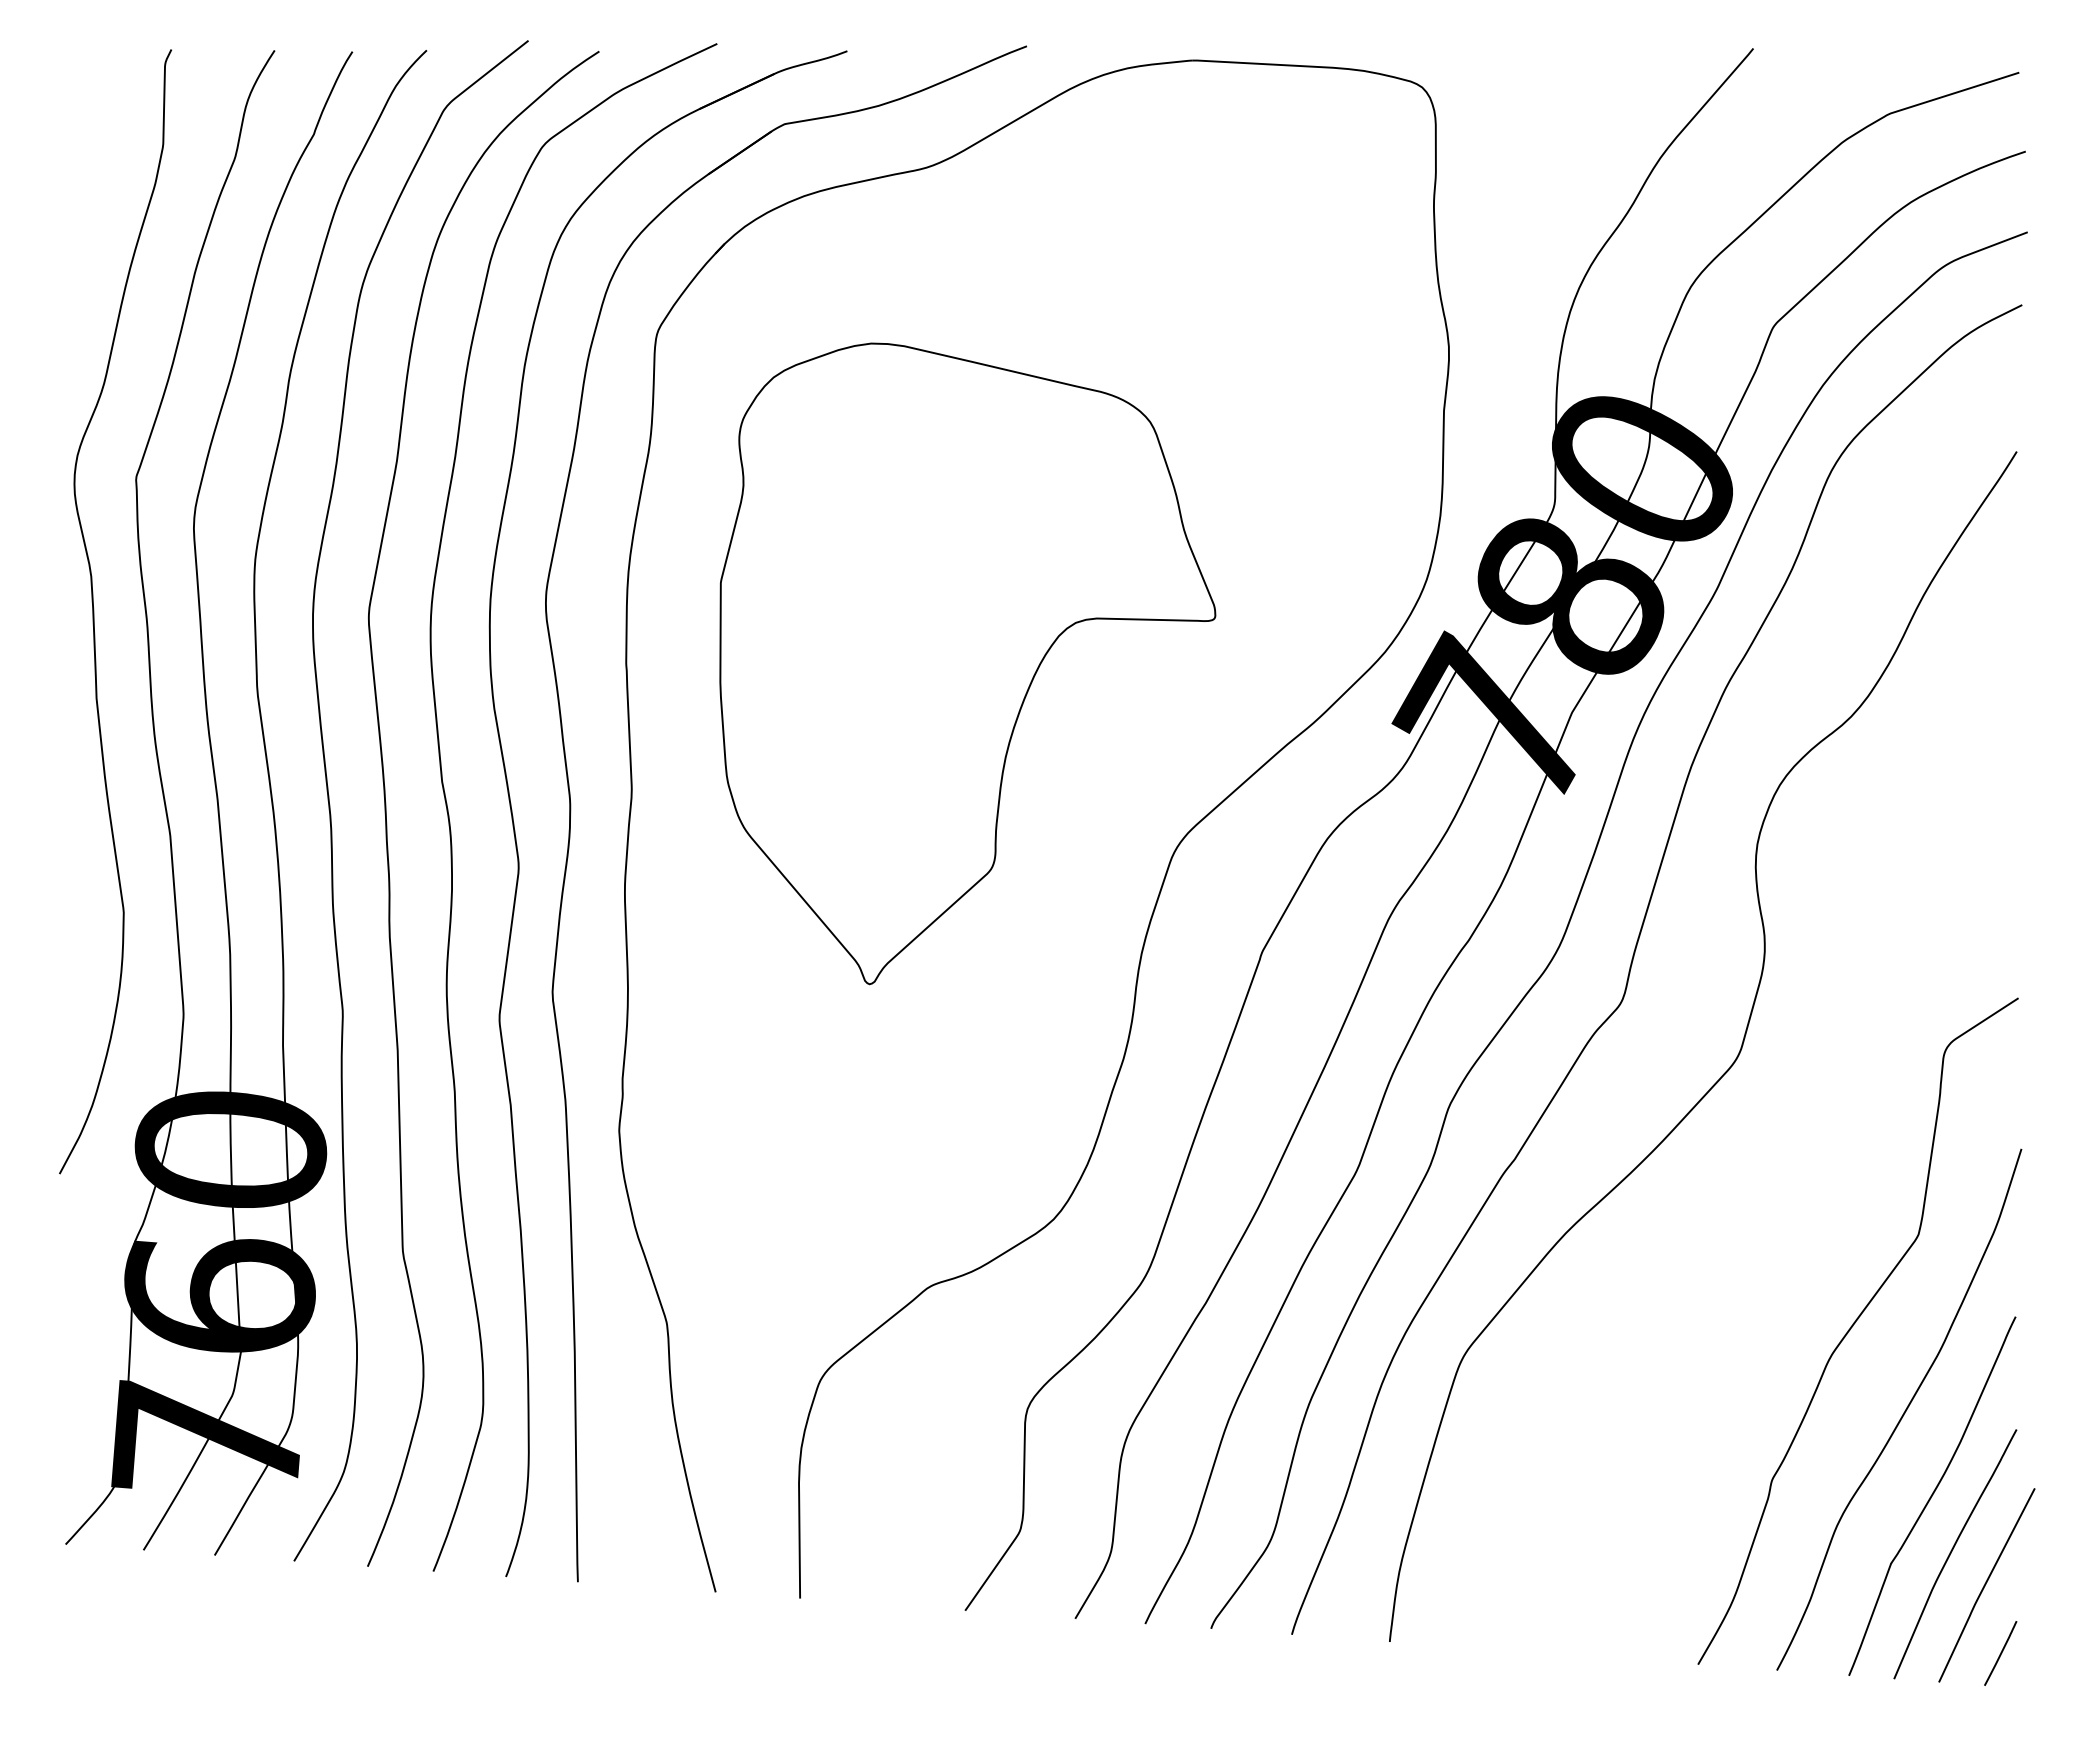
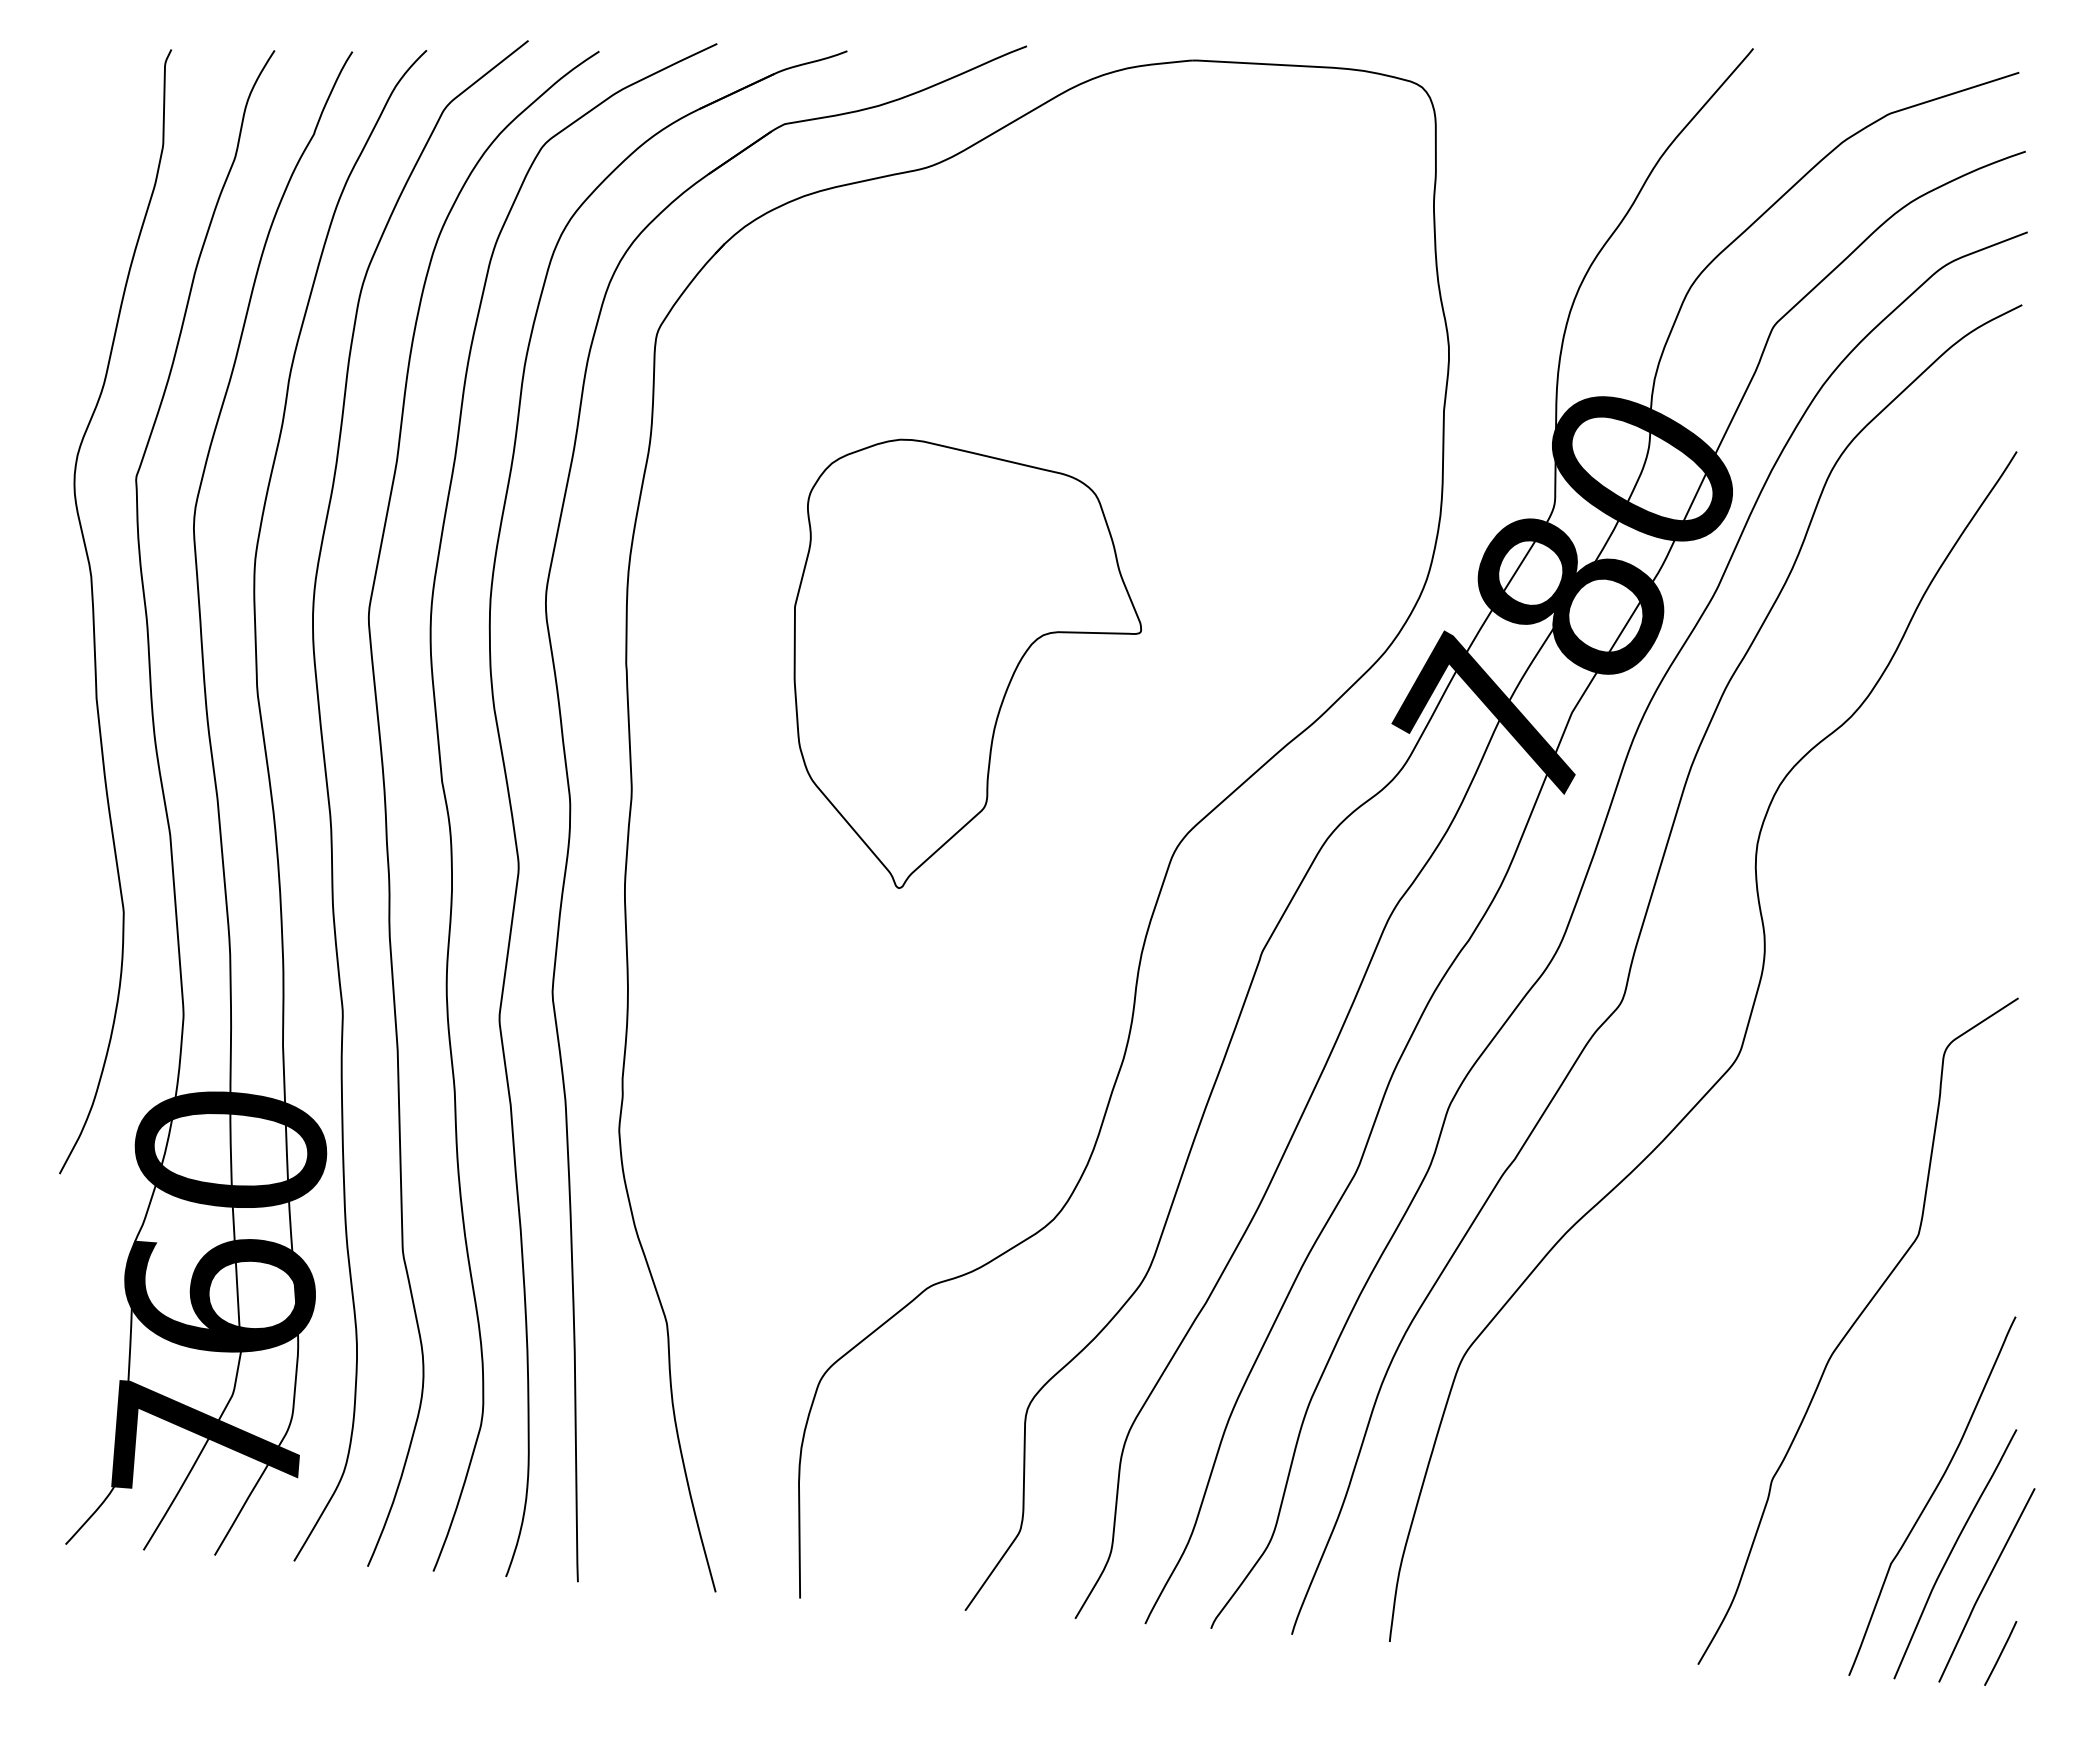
part size: 498x644 px -> 349x451 px (967, 663)
curve: present -> none (1903, 1412)
